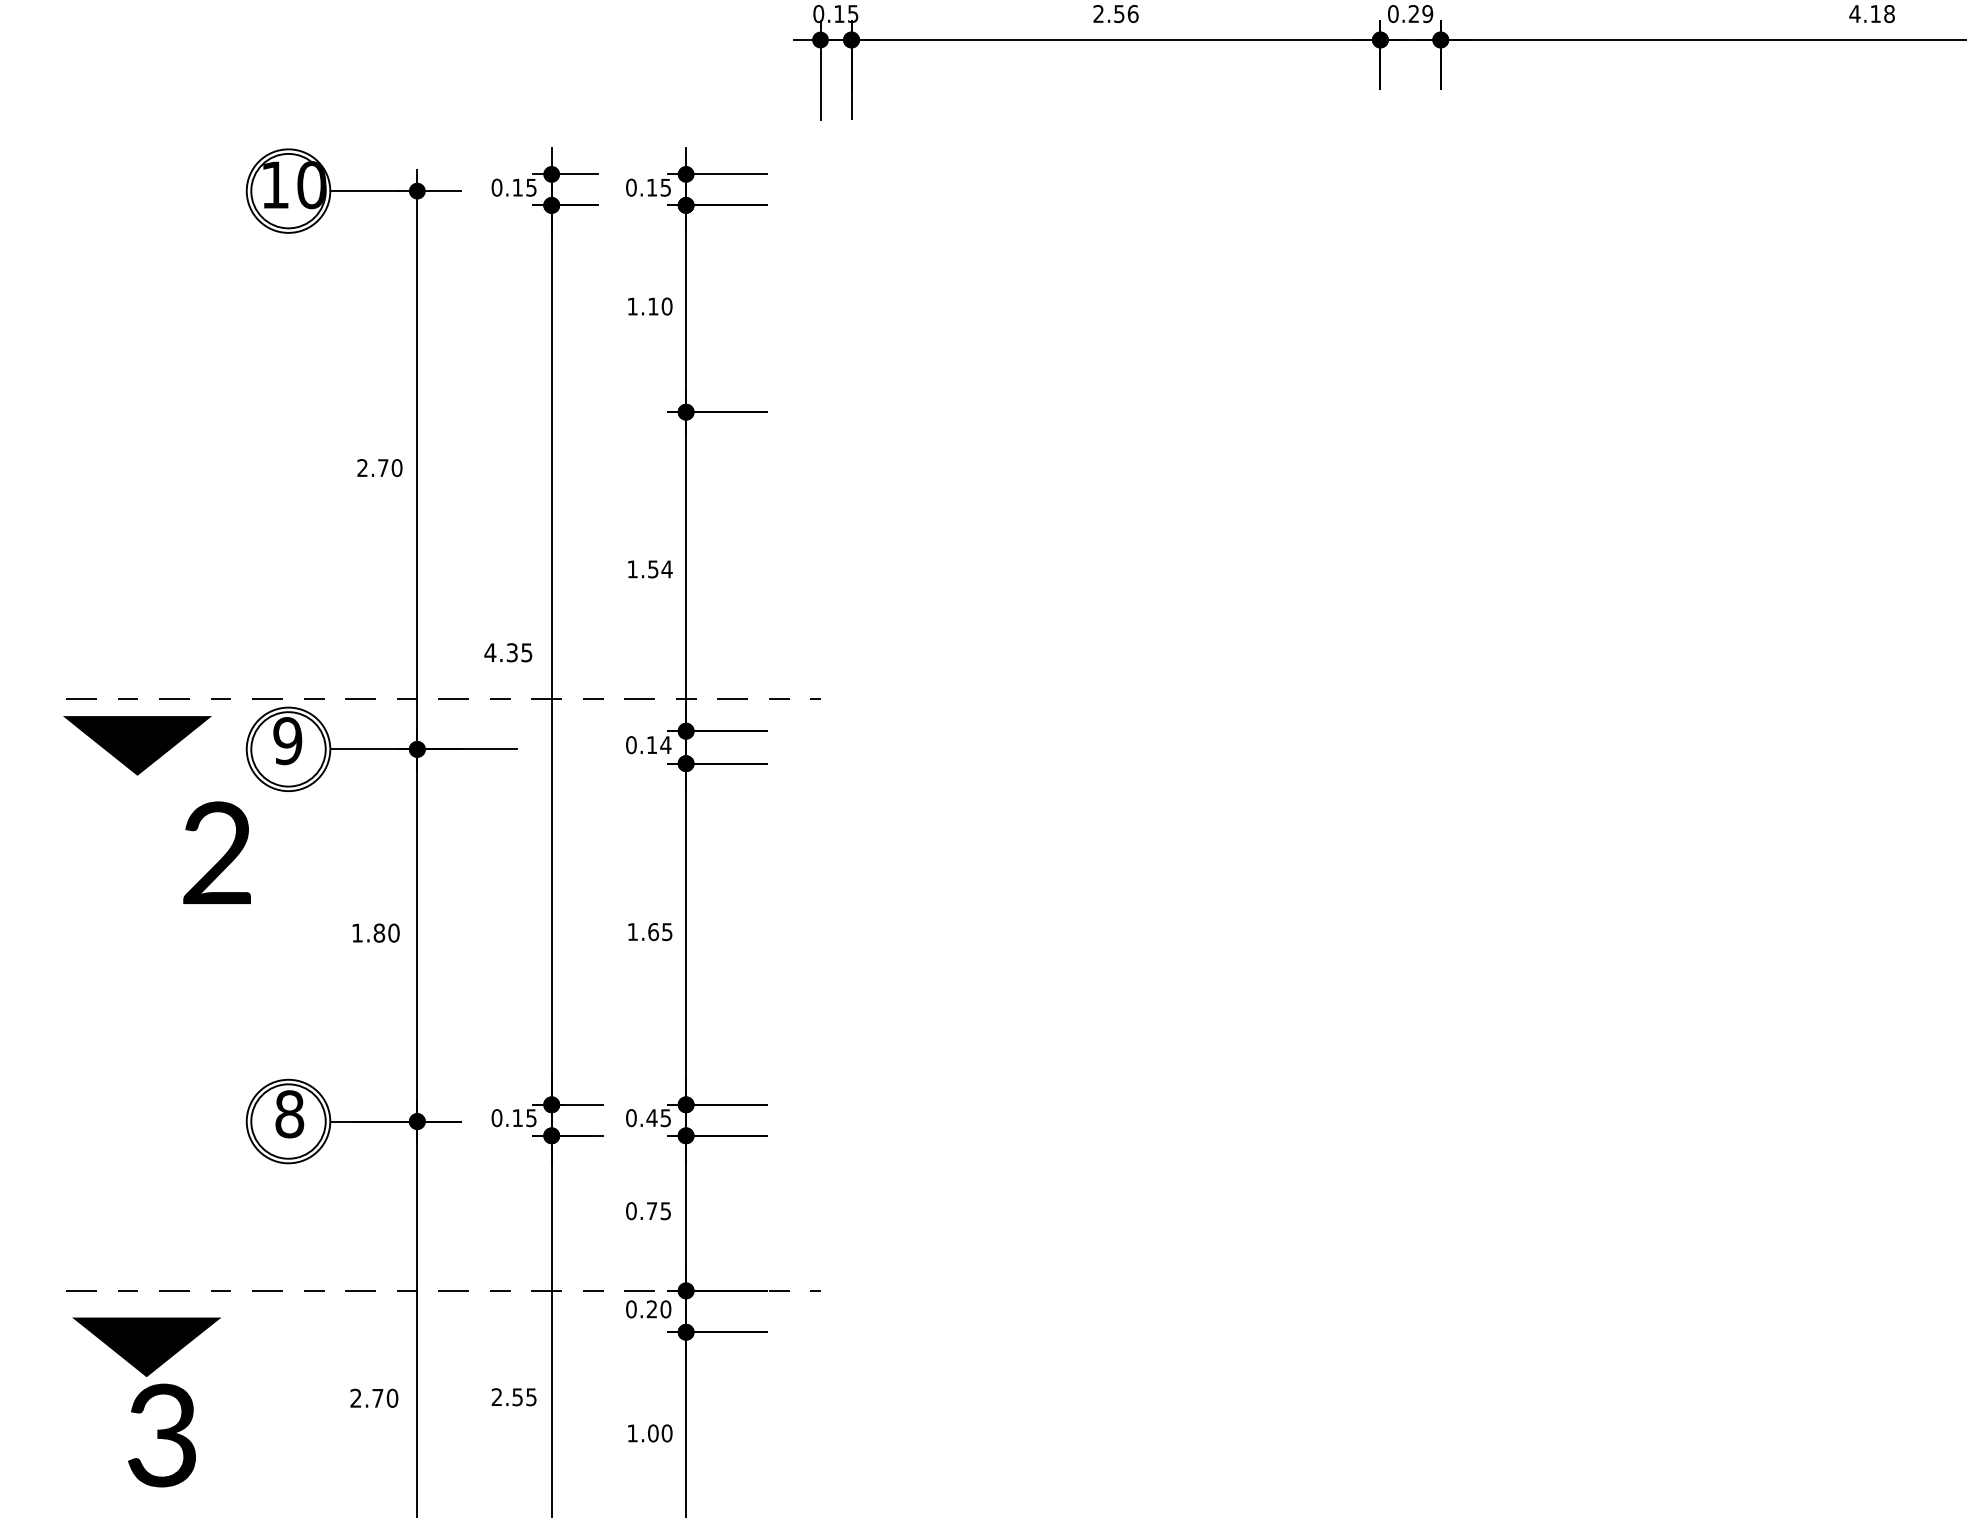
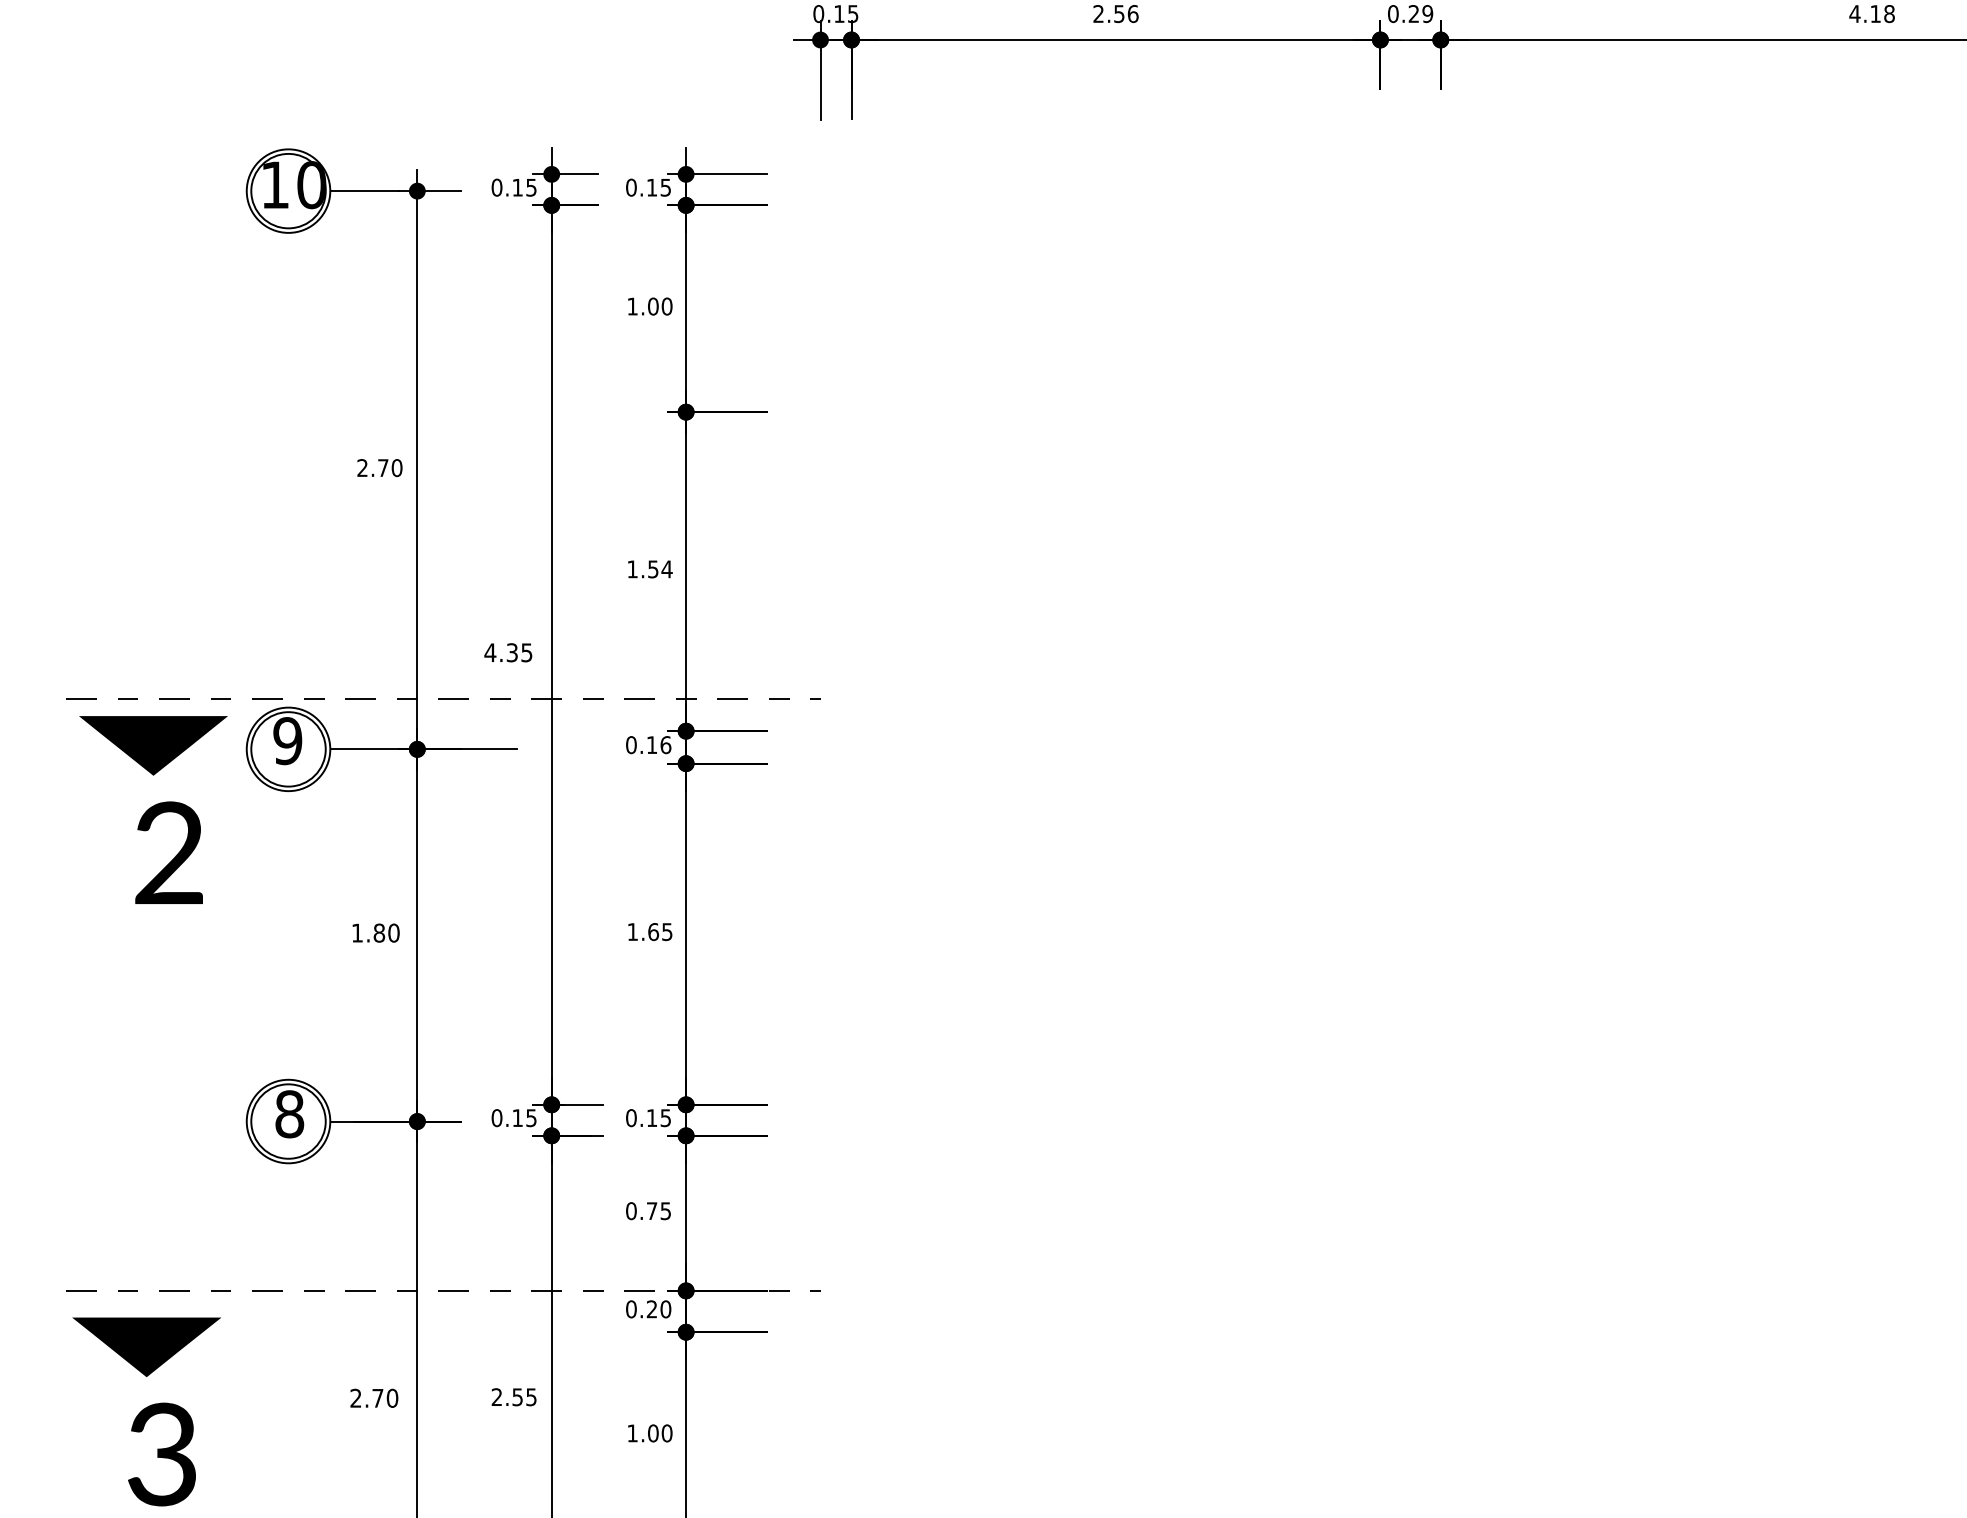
text: 1.10 -> 1.00 (653, 306)
part position: (137, 745) -> (153, 745) (153, 745)
text: 0.14 -> 0.16 (665, 745)
text position: (216, 852) -> (168, 852) (168, 852)
text: 0.45 -> 0.15 (651, 1117)
text position: (161, 1435) -> (161, 1454) (161, 1454)
